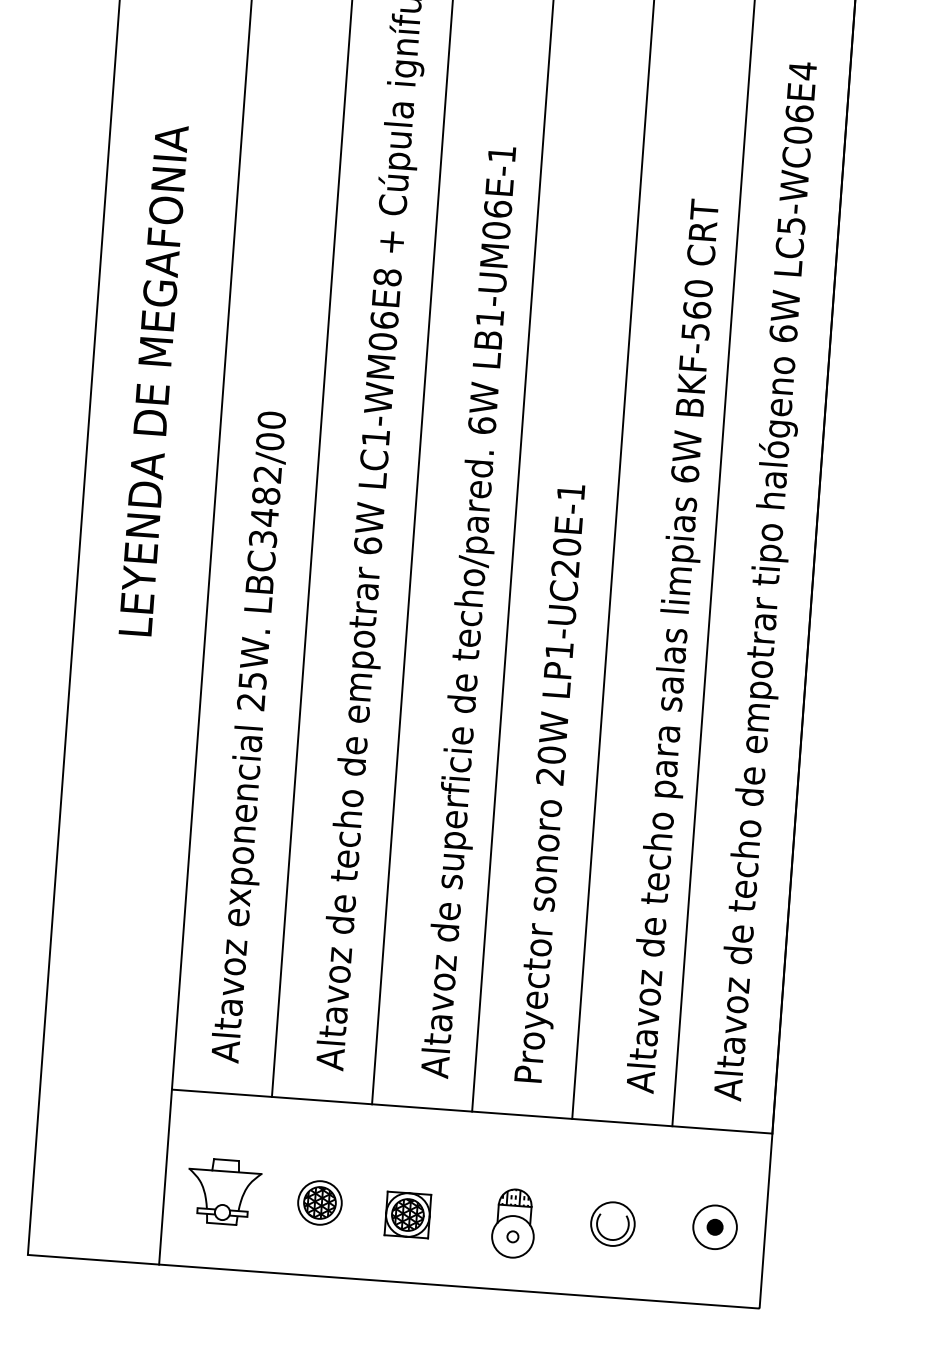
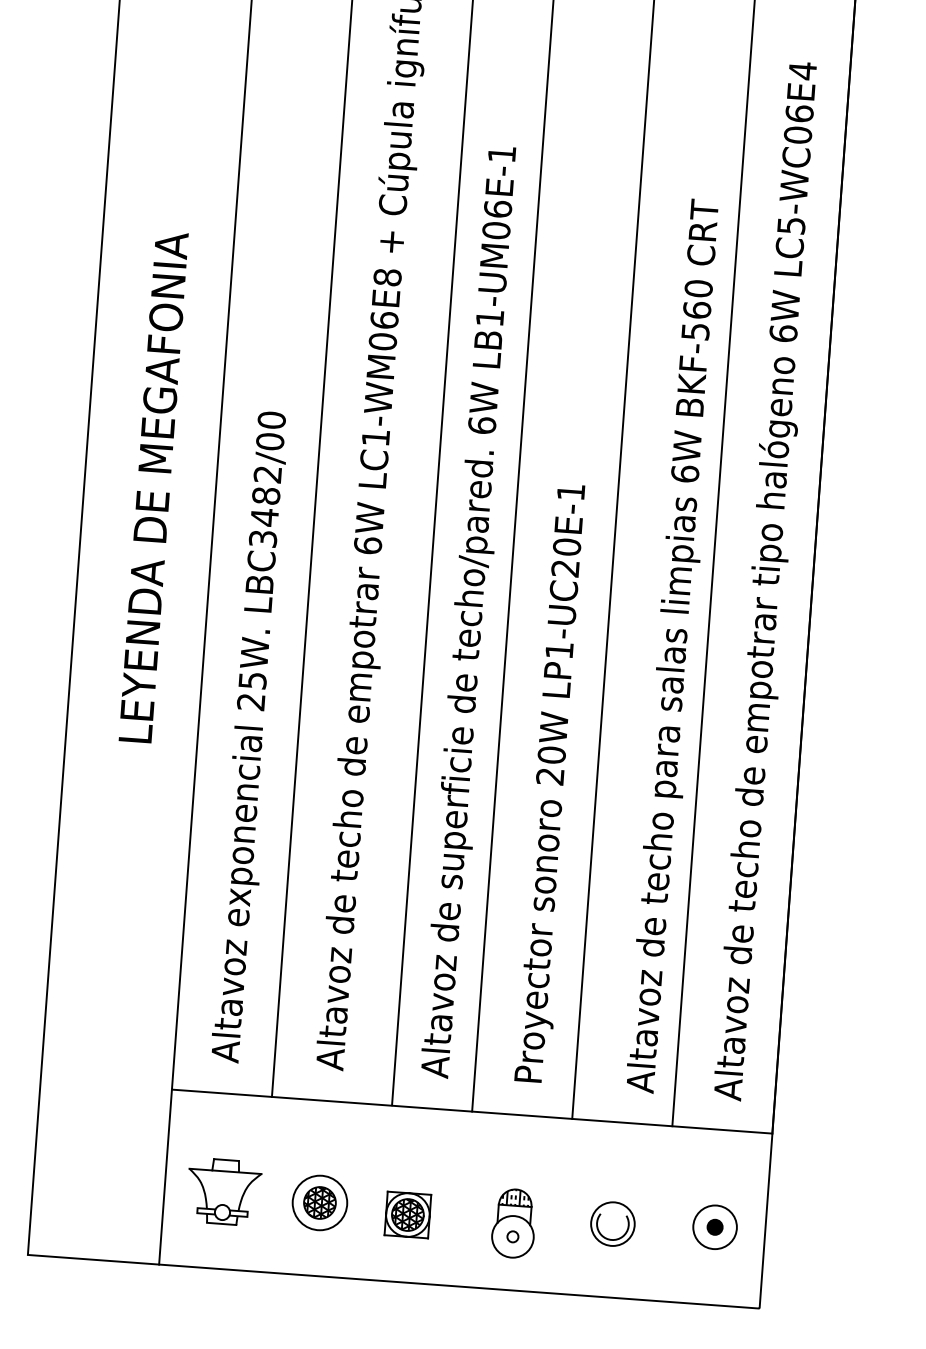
text position: (153, 381) -> (153, 488) (153, 488)
line position: (412, 553) -> (432, 553) (432, 553)
circle diameter: 44 px -> 55 px (319, 1202)
